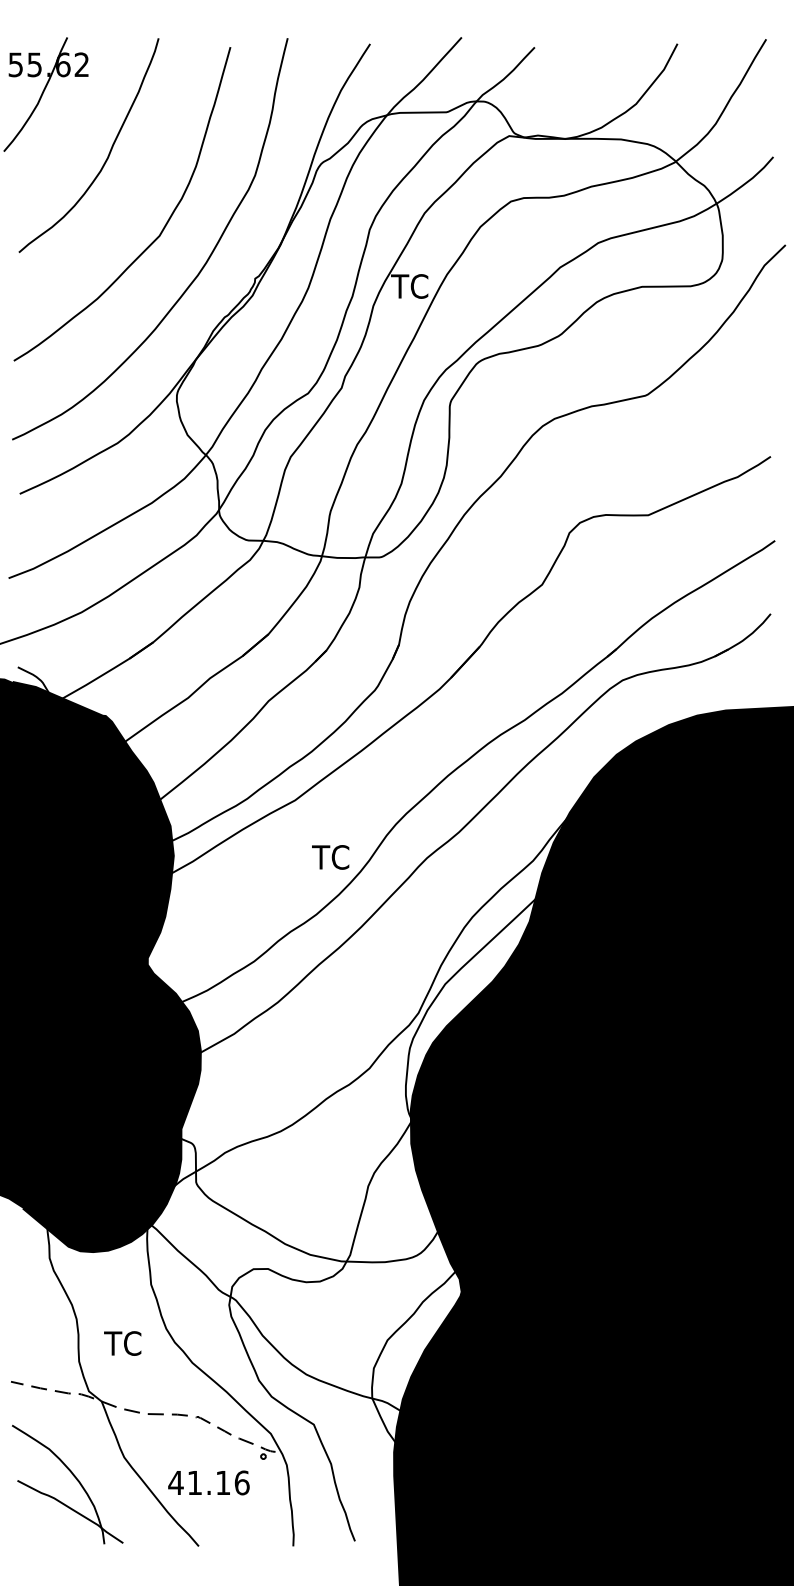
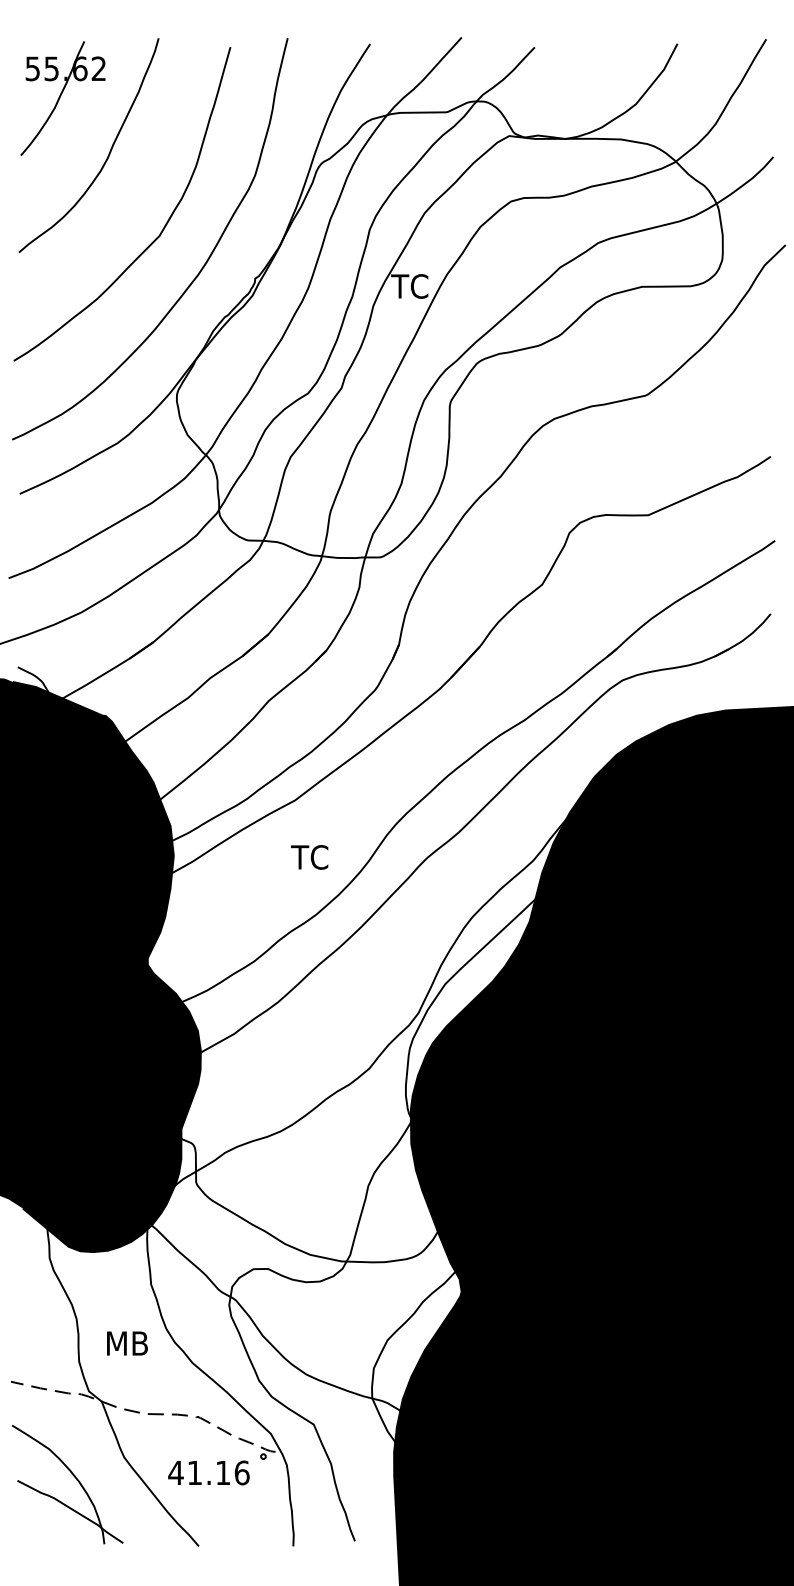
part position: (45, 94) -> (62, 98) (62, 98)
text position: (330, 857) -> (309, 857) (309, 857)
text: TC -> MB (125, 1343)
text position: (208, 1482) -> (208, 1472) (208, 1472)
